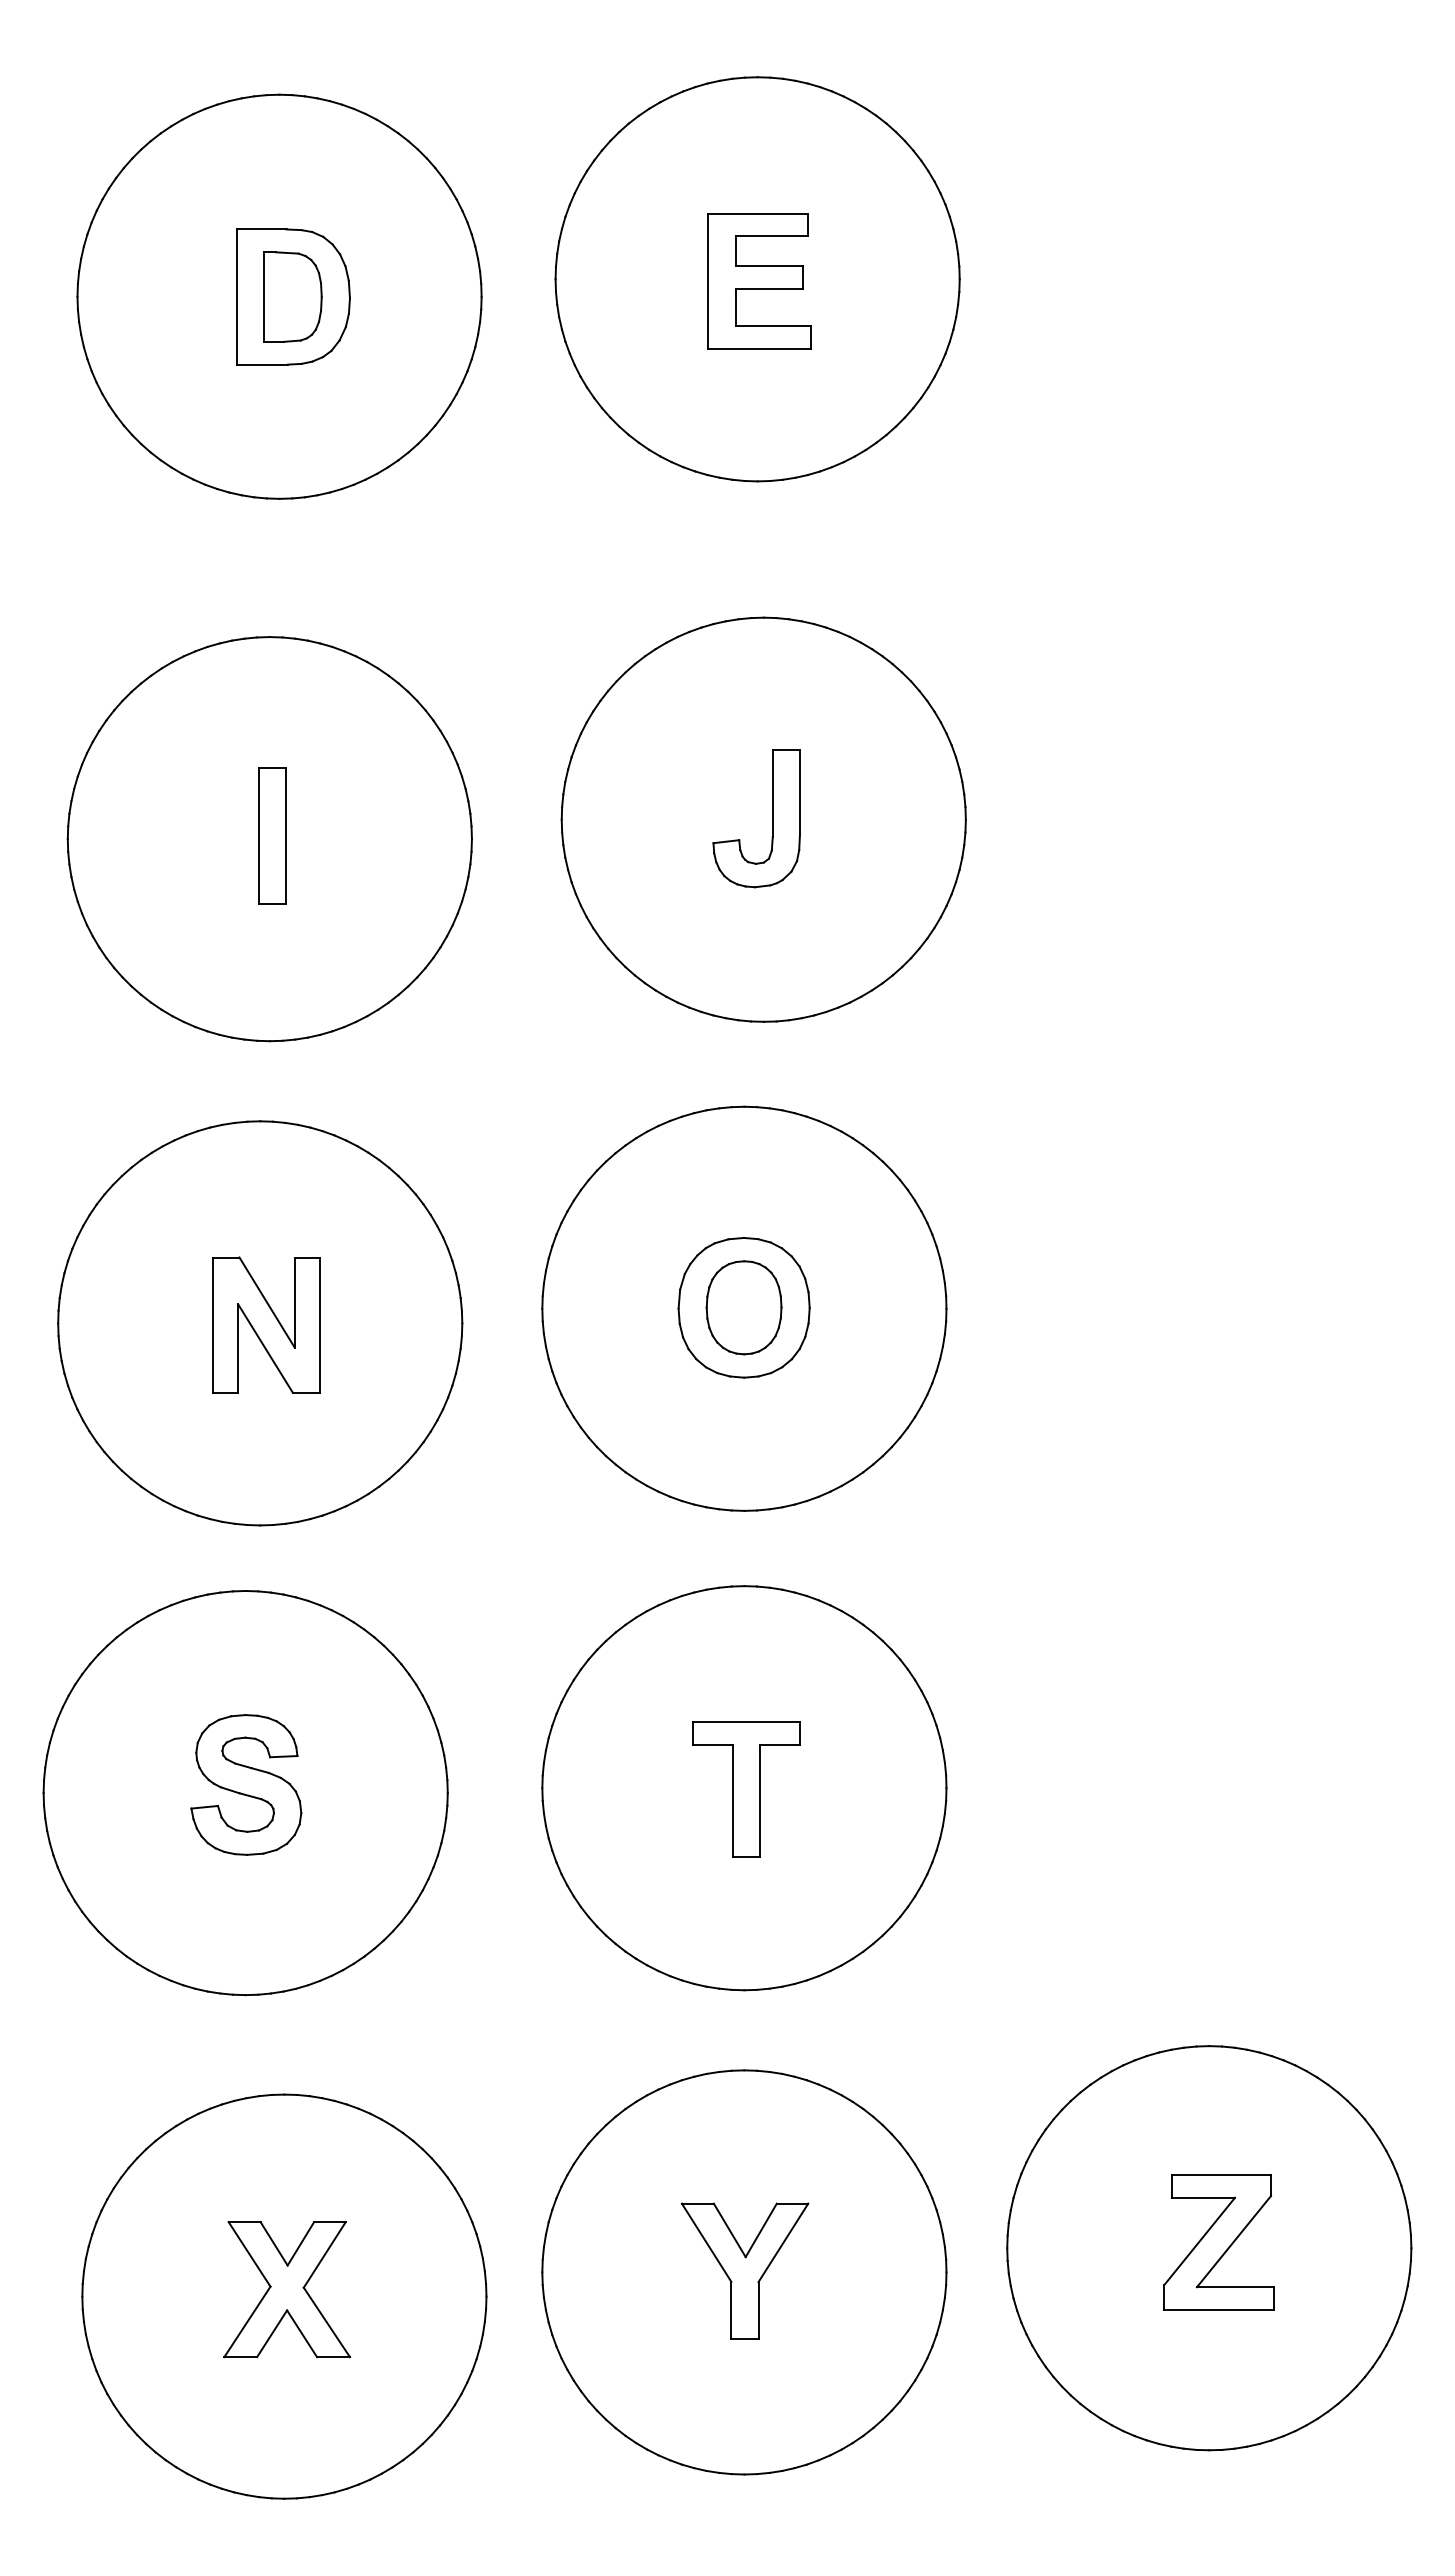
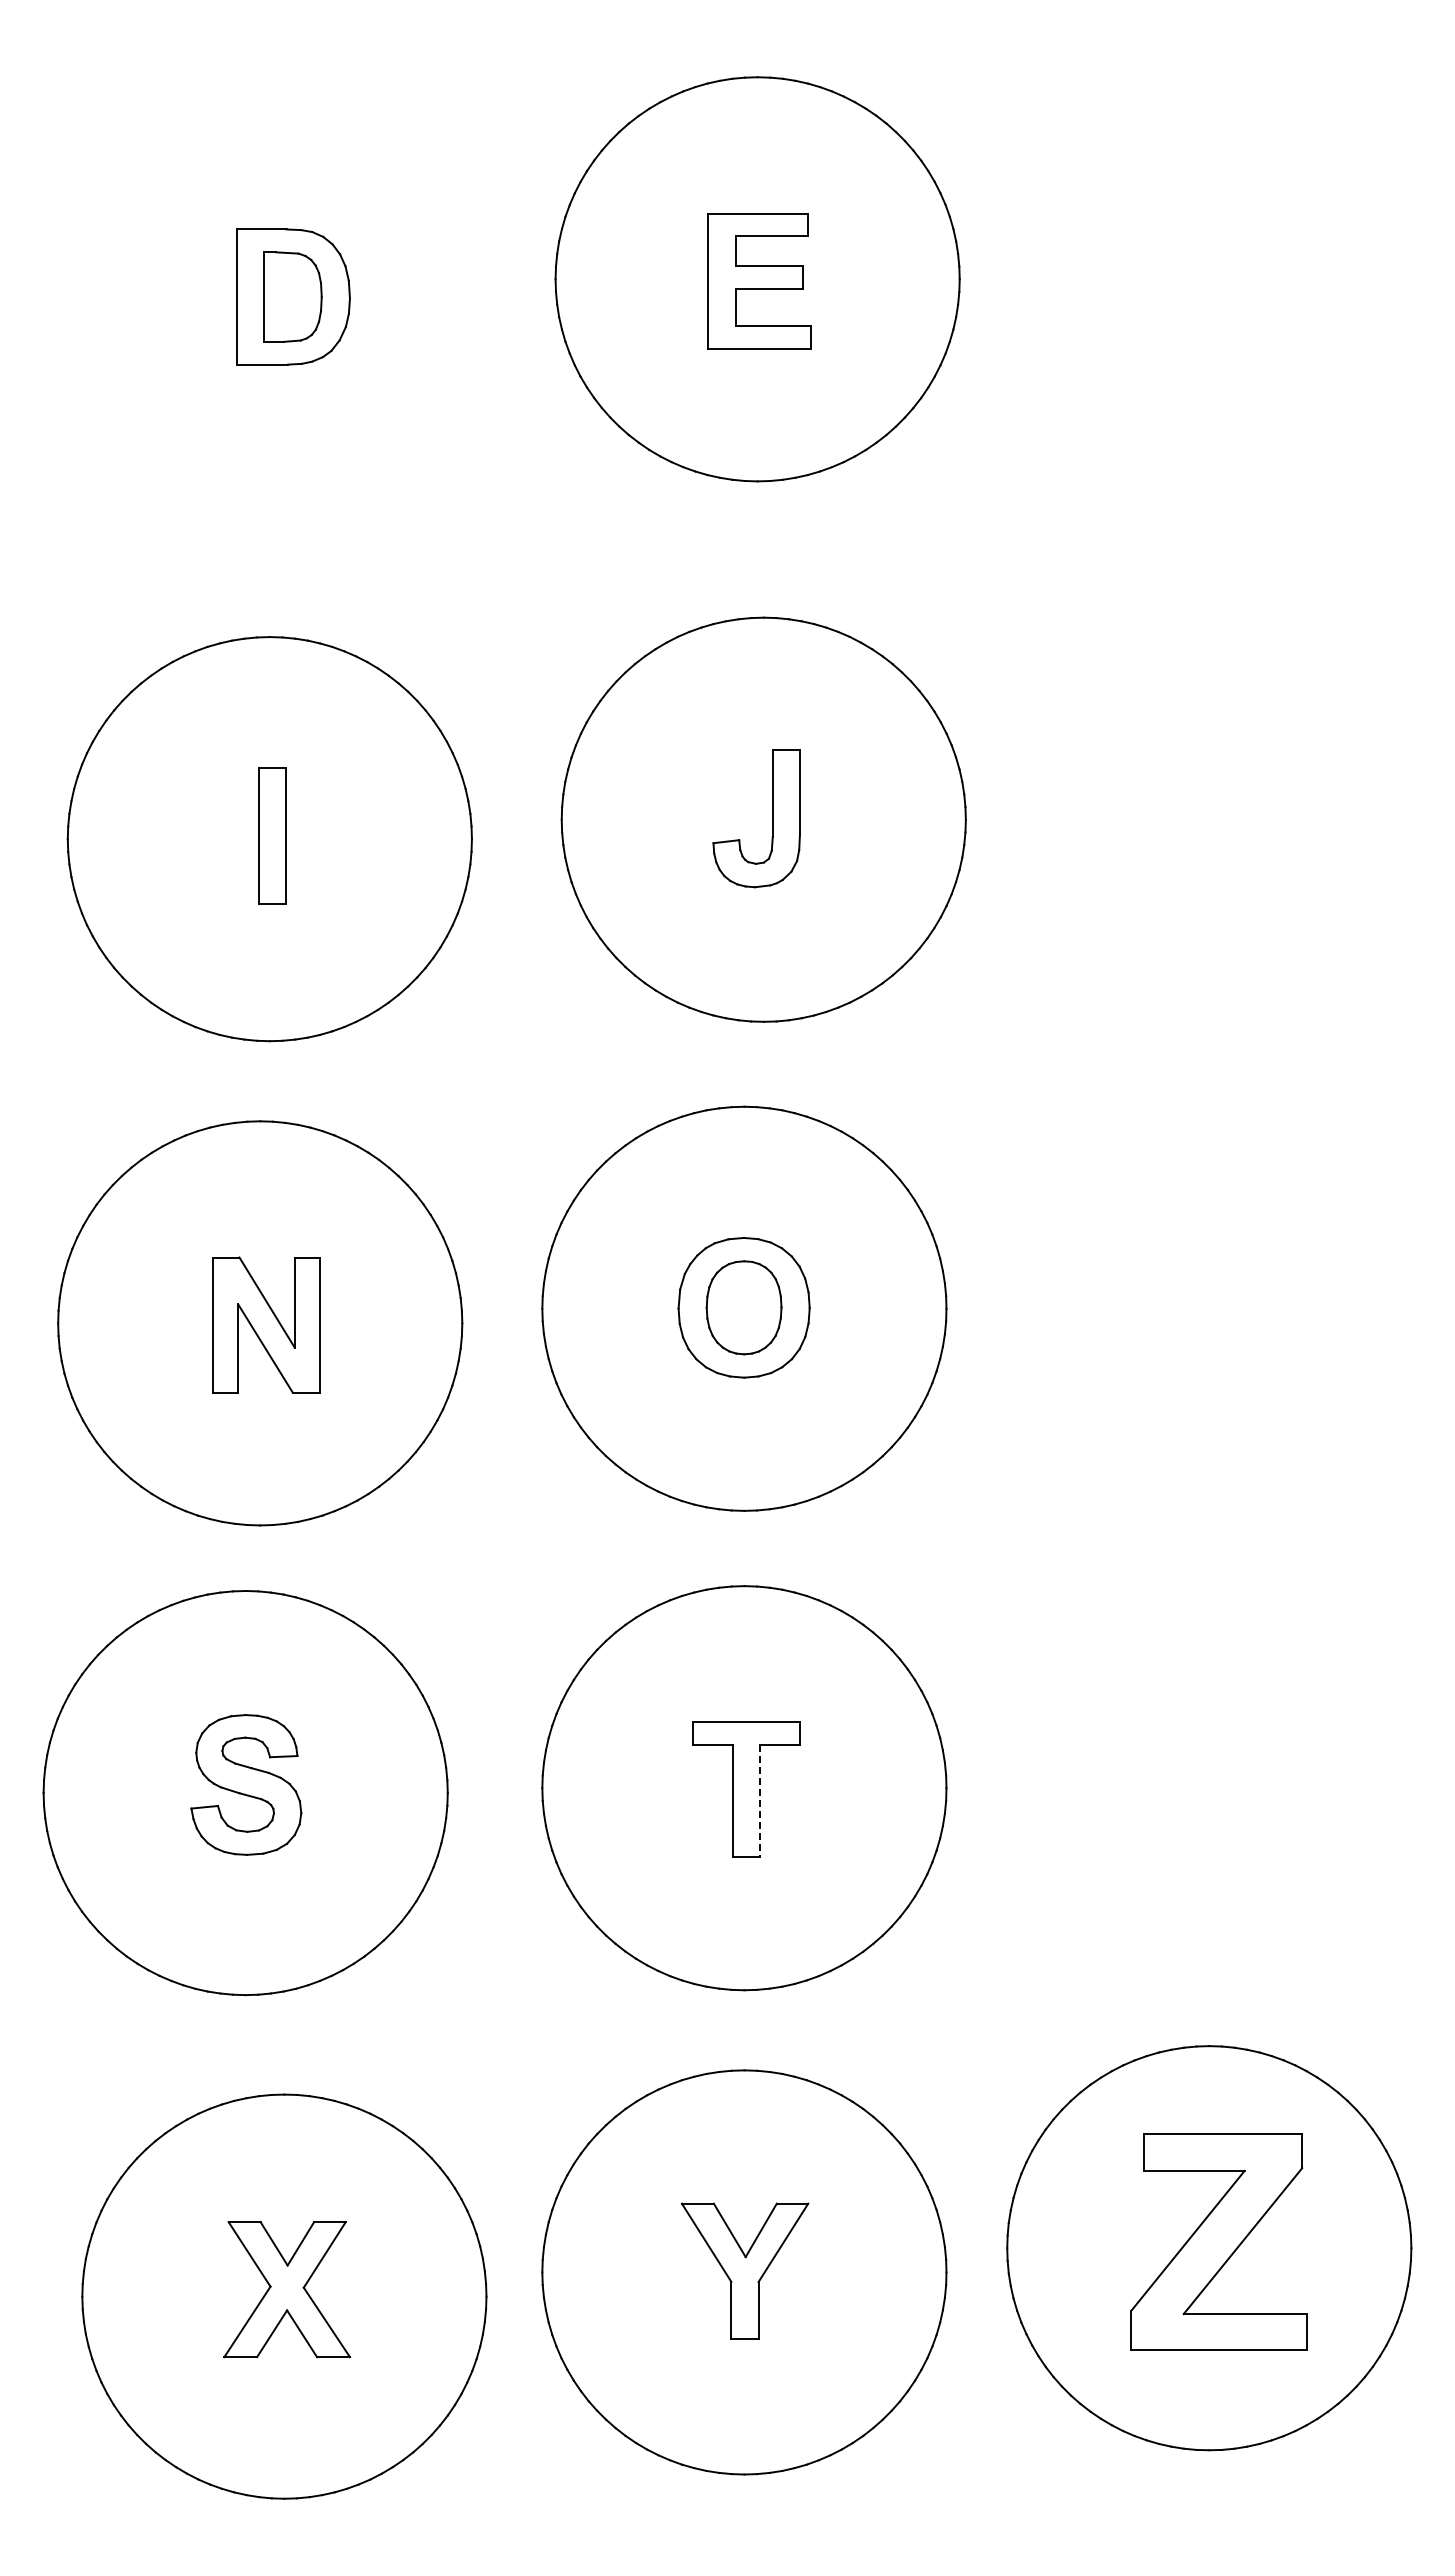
part: present -> none (279, 296)
line: solid -> dashed (760, 1801)
part size: 112x137 px -> 178x218 px (1218, 2241)
